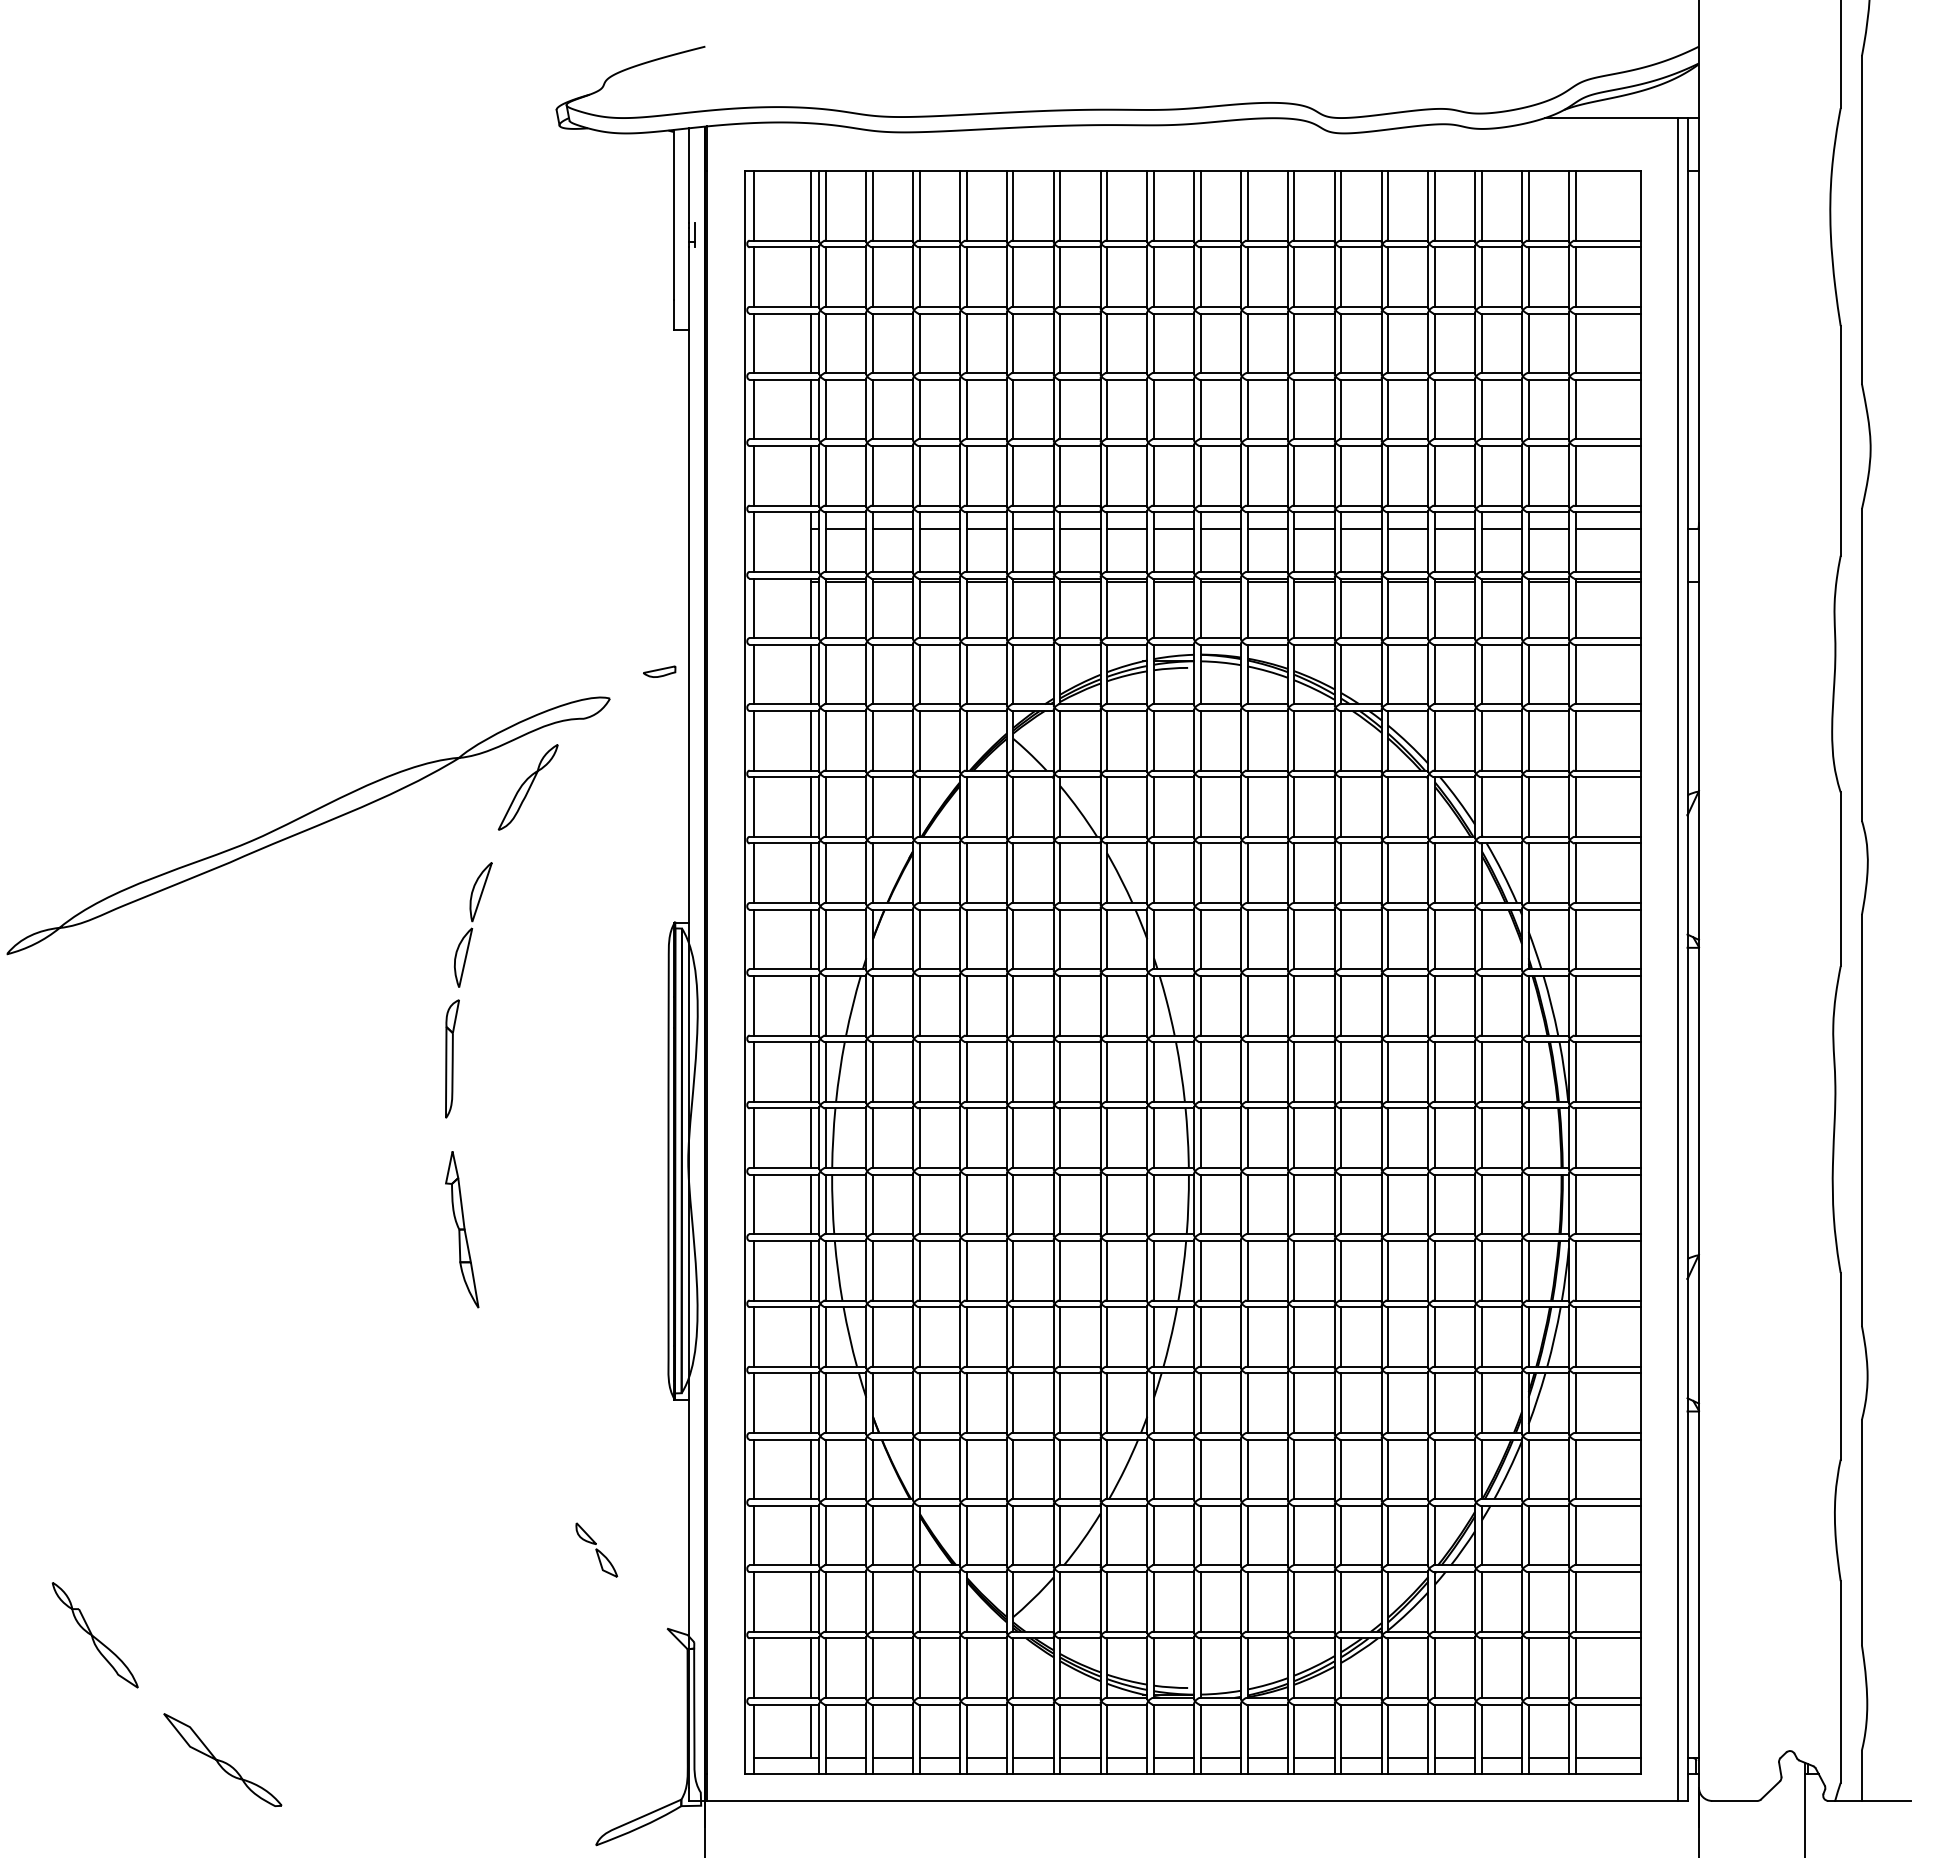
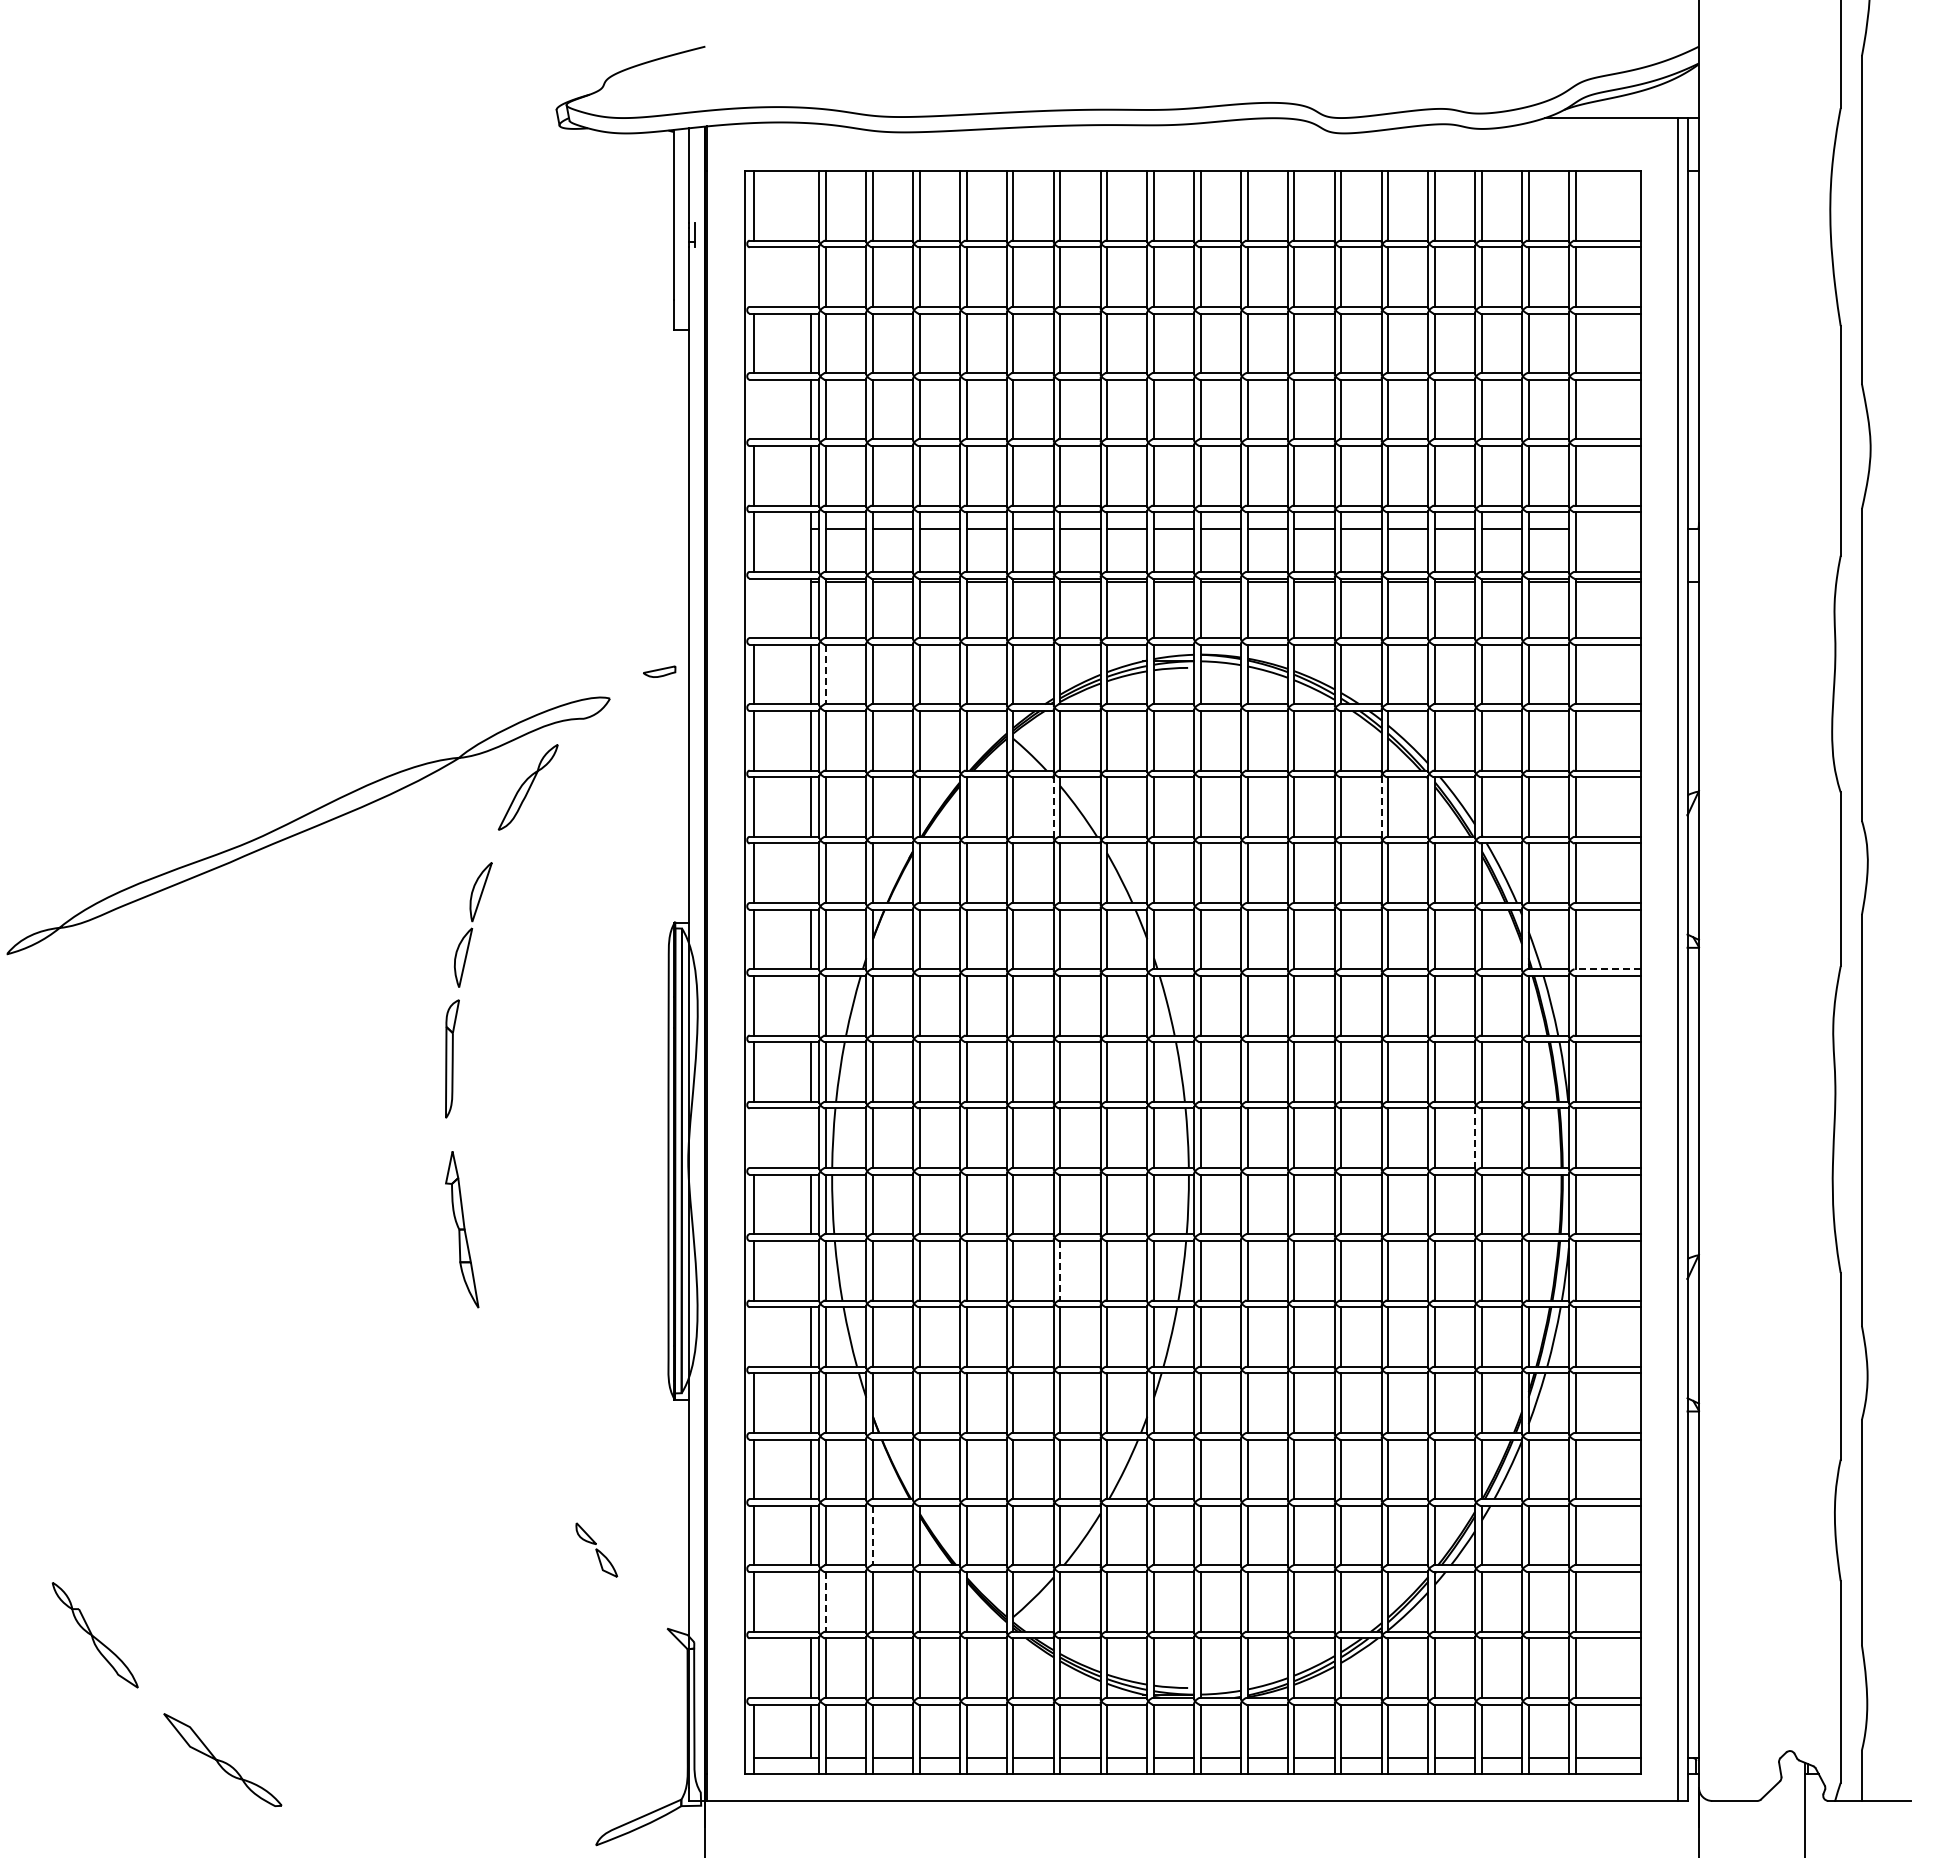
line: present -> none (811, 205)
line: present -> none (754, 276)
line: present -> none (811, 276)
line: present -> none (754, 409)
line: present -> none (1607, 528)
line: present -> none (754, 608)
line: solid -> dashed (826, 674)
line: solid -> dashed (1053, 807)
line: solid -> dashed (1381, 807)
line: present -> none (811, 873)
line: solid -> dashed (1607, 969)
line: present -> none (811, 1005)
line: present -> none (754, 1138)
line: present -> none (811, 1138)
line: solid -> dashed (1475, 1138)
line: present -> none (811, 1270)
line: solid -> dashed (1060, 1270)
line: present -> none (754, 1336)
line: solid -> dashed (872, 1535)
line: present -> none (811, 1601)
line: solid -> dashed (826, 1601)
line: present -> none (754, 1667)
